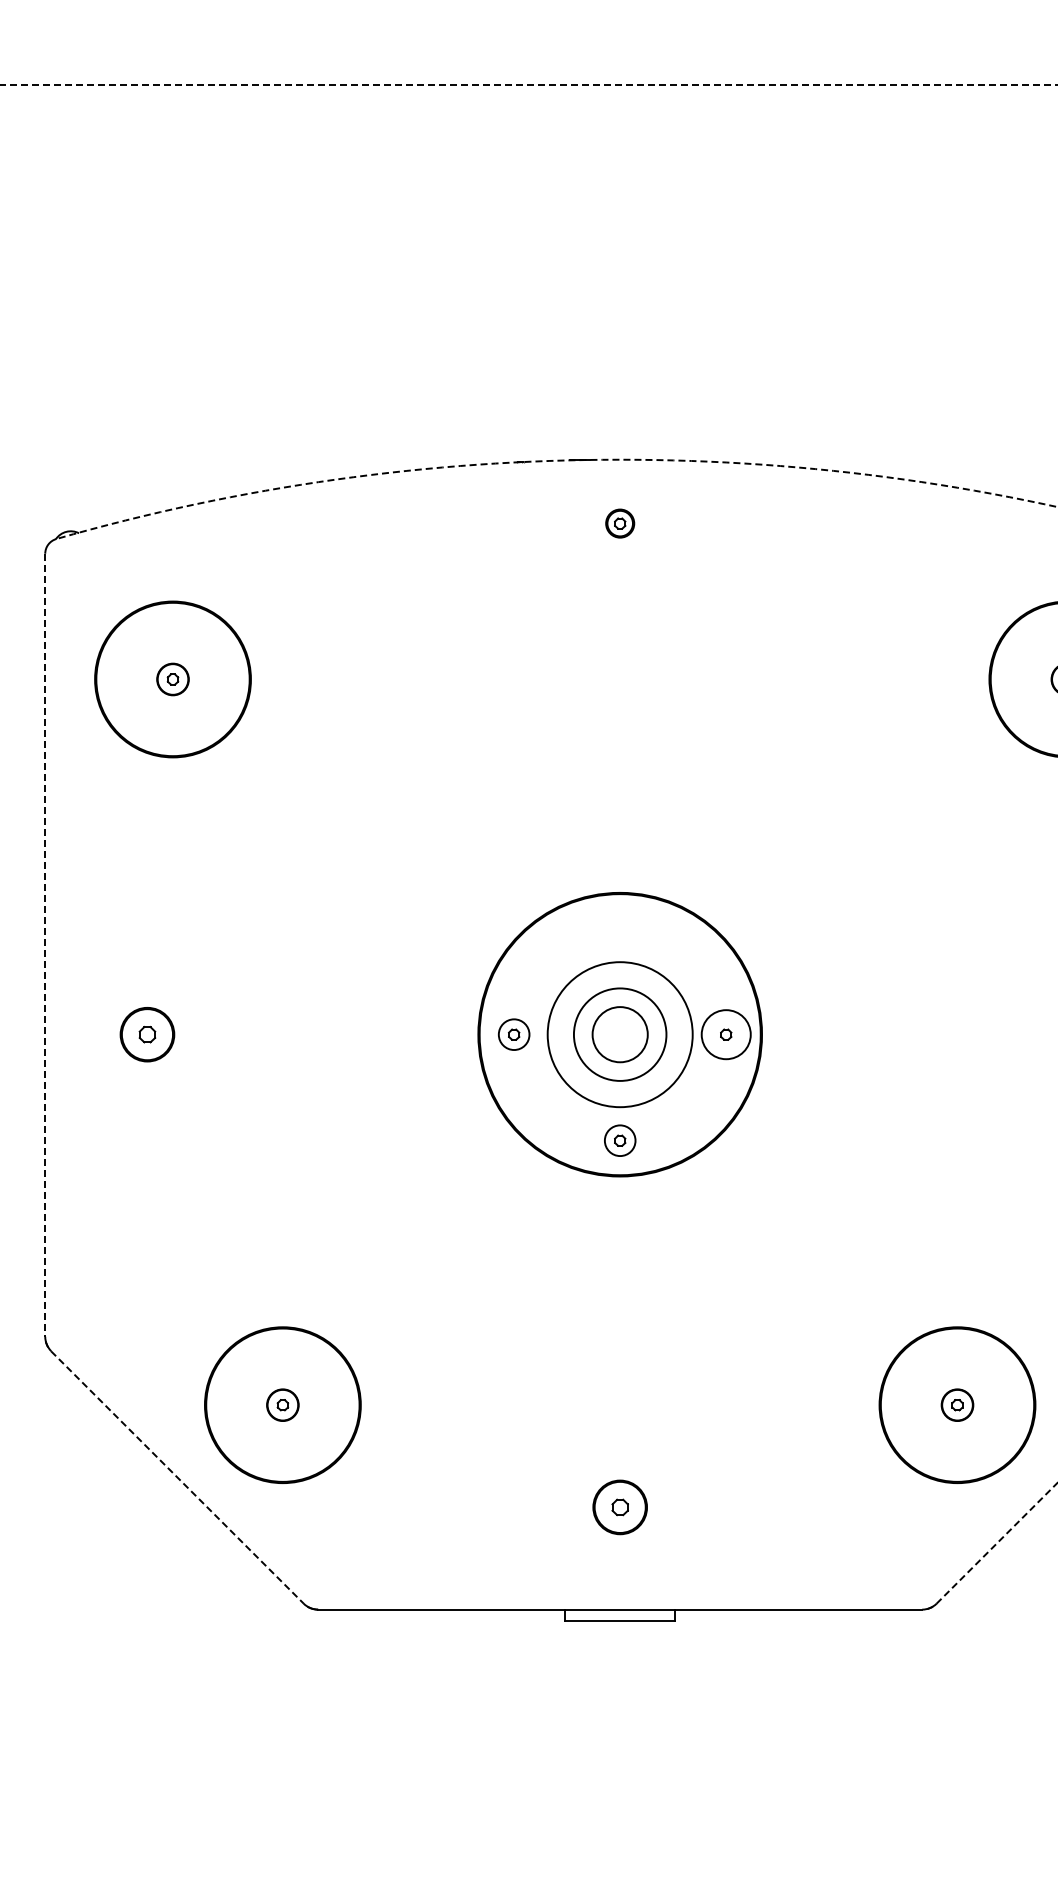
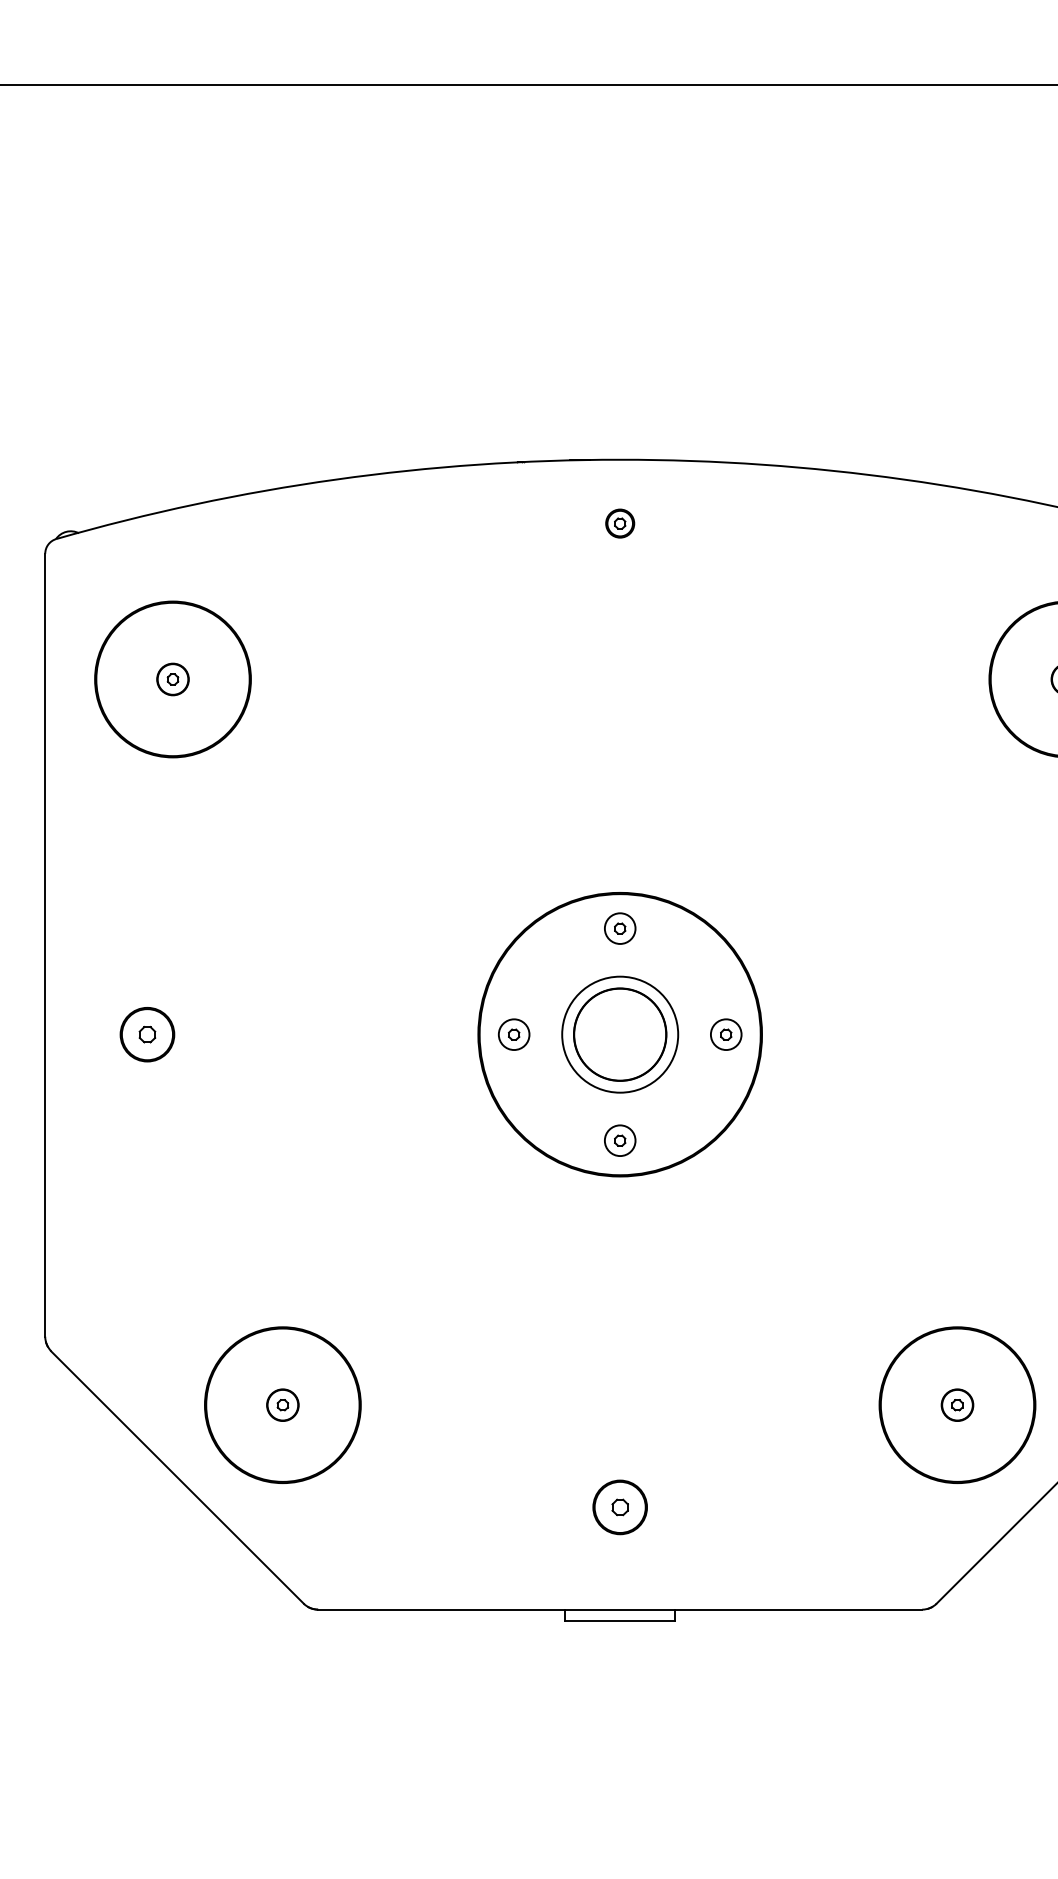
line: dashed -> solid (529, 84)
arc: dashed -> solid (554, 460)
part: none -> present (620, 928)
line: dashed -> solid (45, 945)
circle diameter: 145 px -> 116 px (620, 1034)
circle diameter: 55 px -> 92 px (620, 1034)
circle diameter: 49 px -> 31 px (725, 1034)
line: dashed -> solid (177, 1477)
line: dashed -> solid (997, 1543)
